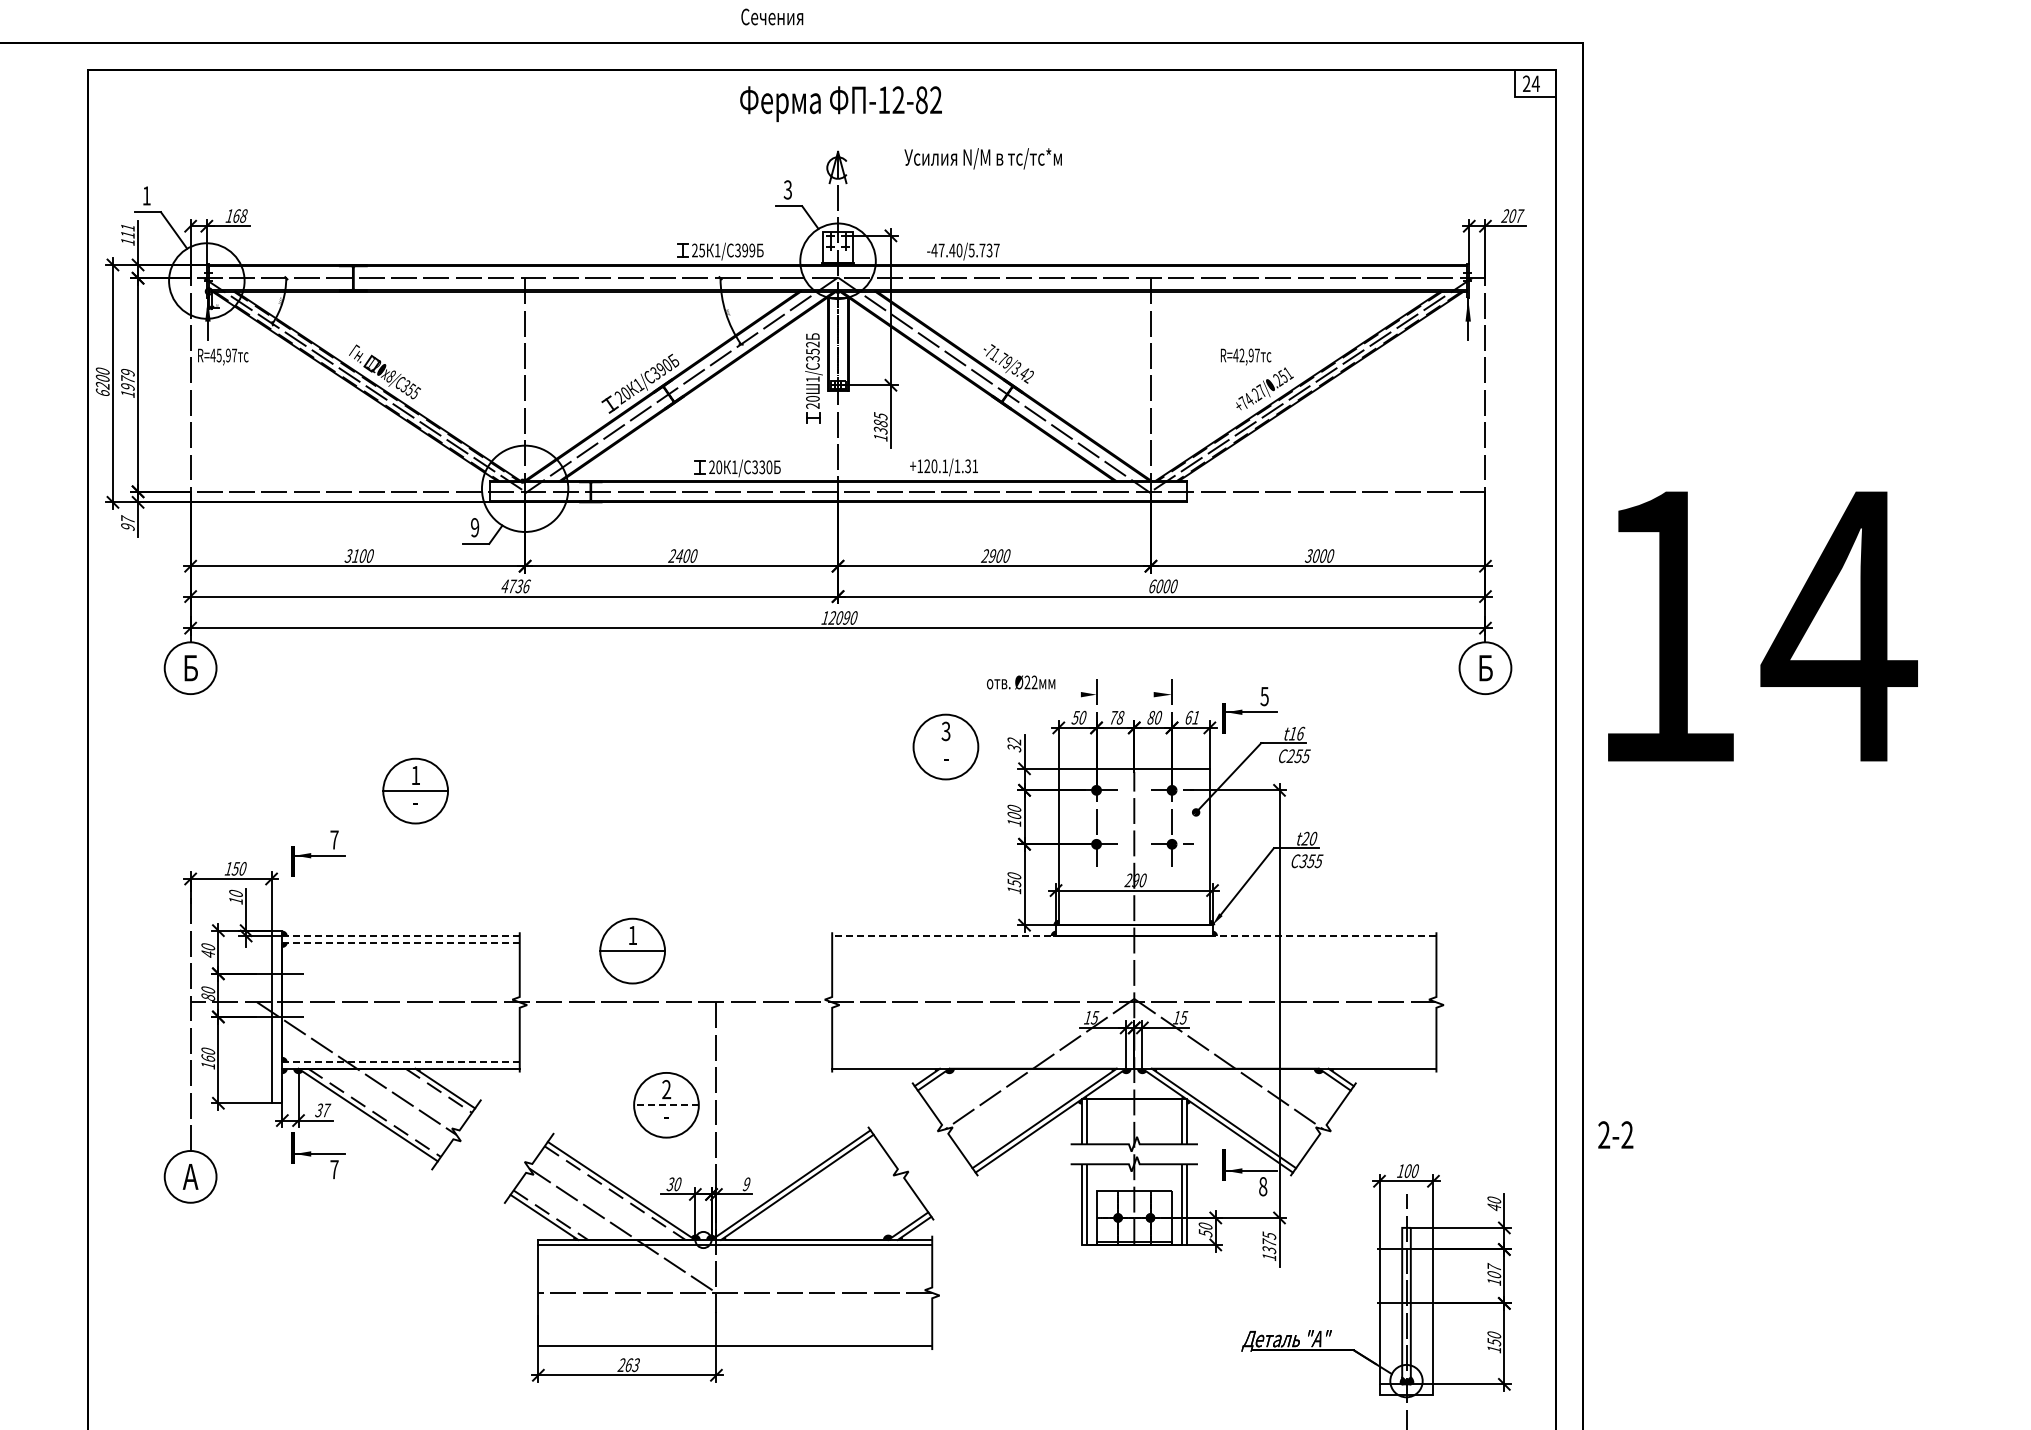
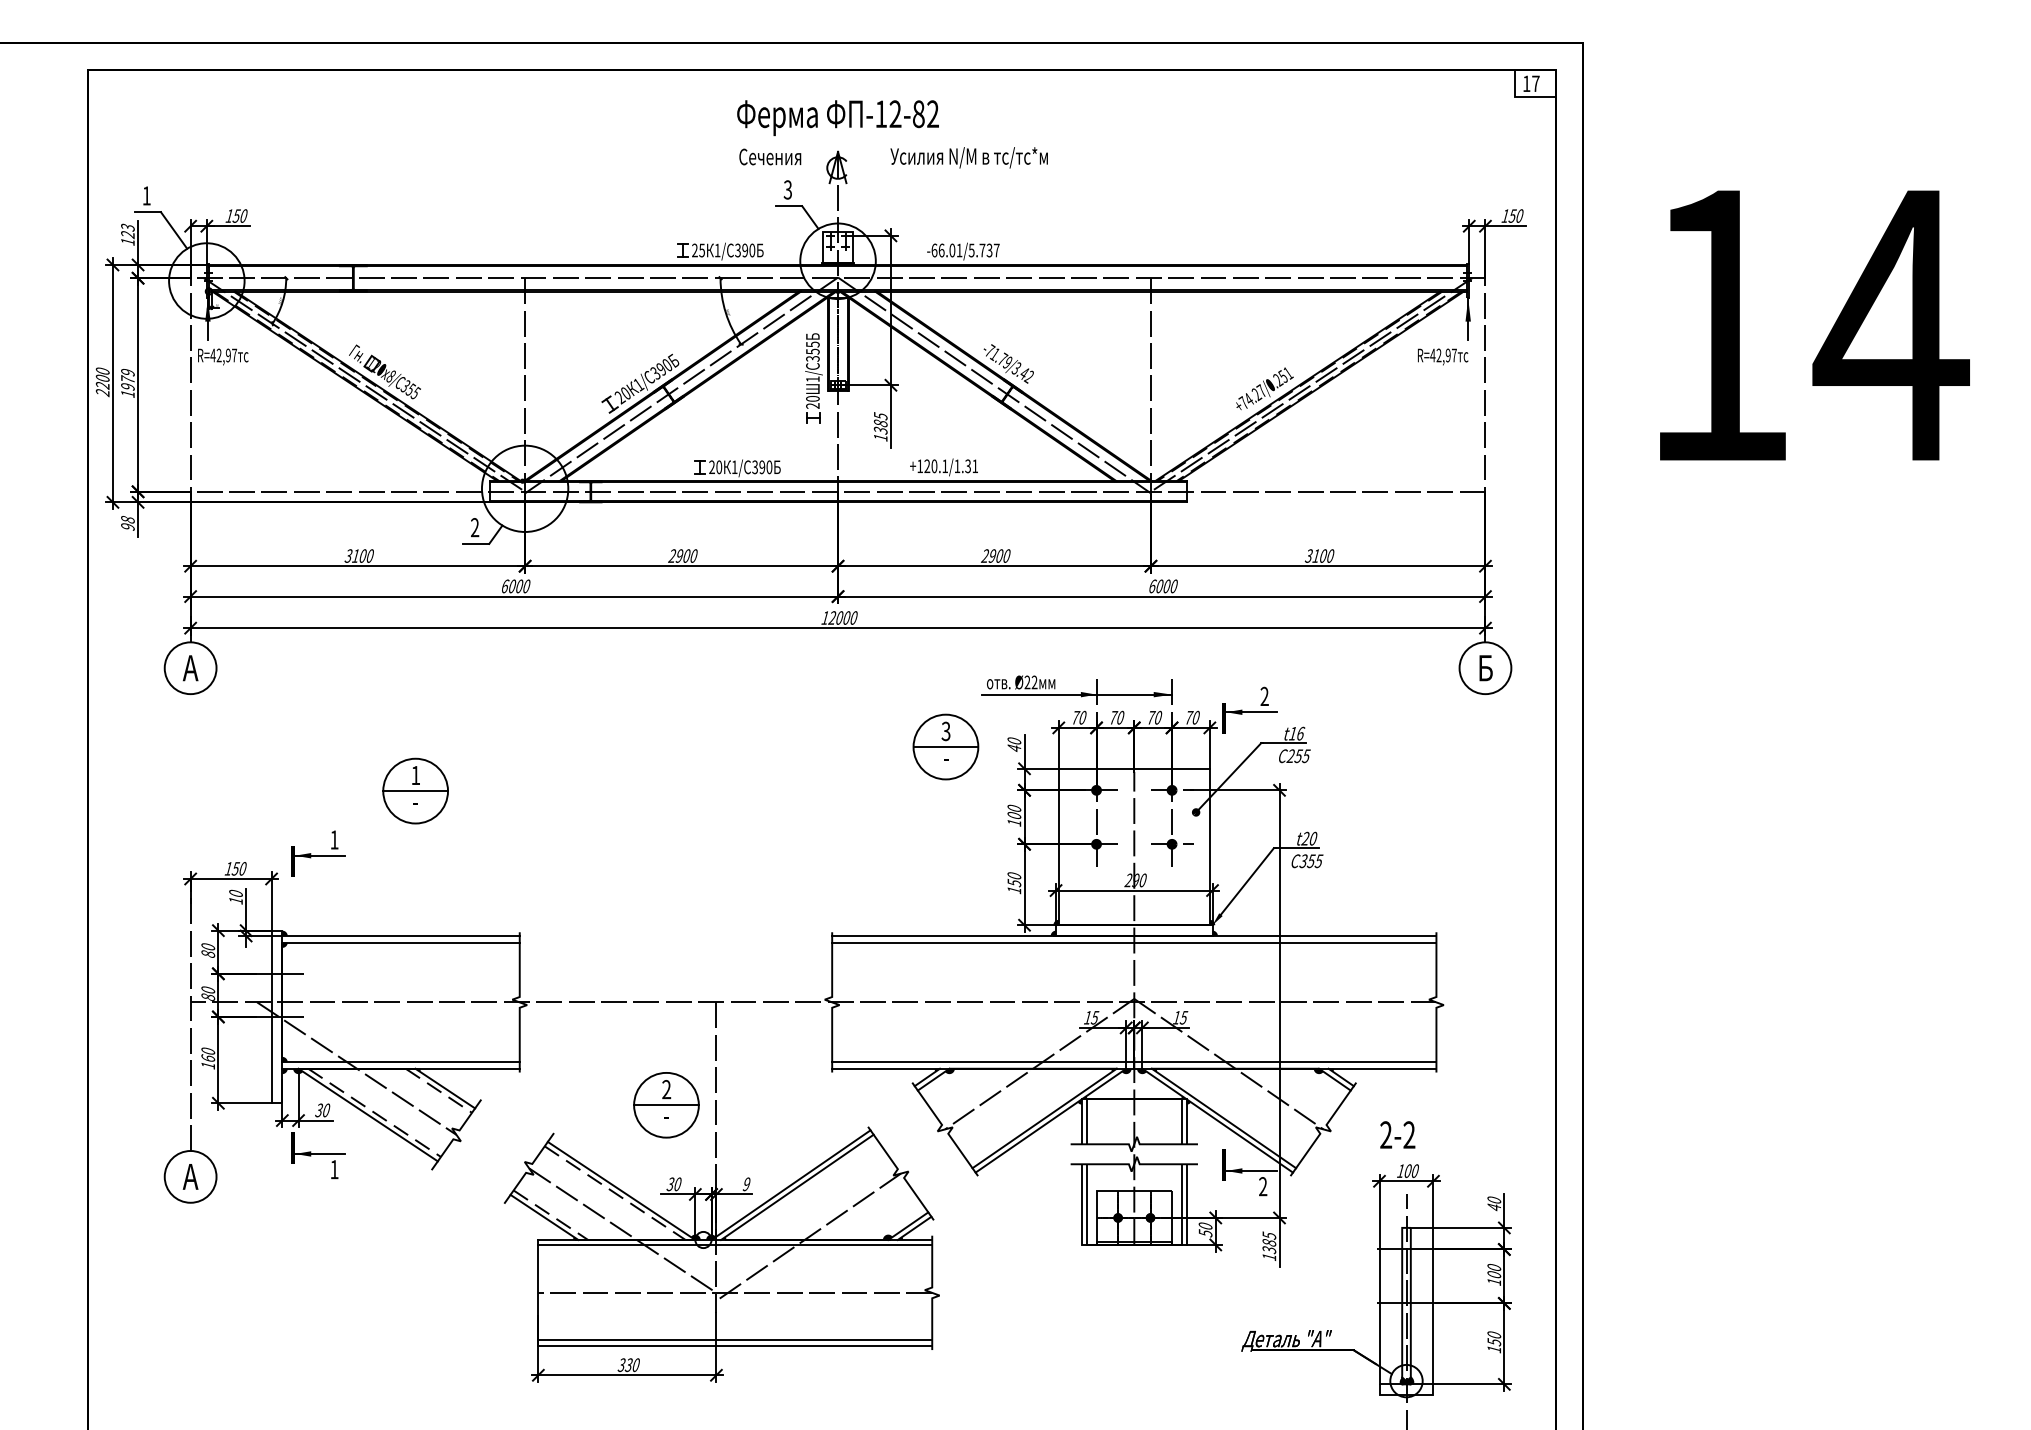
text position: (772, 16) -> (770, 156) (770, 156)
text: 24 -> 17 (1531, 83)
text position: (840, 104) -> (837, 118) (837, 118)
text position: (982, 158) -> (968, 157) (968, 157)
text: 168 -> 150 (239, 215)
text: 207 -> 150 (1512, 215)
text: 111 -> 123 (127, 231)
text: 399 -> 390 (752, 250)
text: -47.40/5.737 -> -66.01/5.737 (946, 250)
text: 352 -> 355 (812, 344)
text: R=45,97 -> R=42,97 (218, 355)
text position: (1246, 356) -> (1443, 356) (1443, 356)
text: 6200 -> 2200 (102, 392)
text: 330 -> 390 (762, 467)
text: 97 -> 98 (127, 519)
text: 9 -> 2 (475, 527)
text: 2400 -> 2900 (679, 555)
text: 3000 -> 3100 (1315, 555)
text: 4736 -> 6000 (515, 586)
text: 12090 -> 12000 (846, 617)
text position: (1762, 626) -> (1814, 325) (1814, 325)
text: Б -> А (190, 668)
line: none -> present (1076, 694)
text: 5 -> 2 (1264, 696)
text: 50 -> 70 (1075, 717)
text: 80 -> 70 (1151, 717)
text: 61 -> 70 (1192, 717)
text: 78 -> 70 (1120, 718)
text: 32 -> 40 (1014, 744)
line: none -> present (945, 747)
text: 7 -> 1 (334, 839)
line: dashed -> solid (401, 936)
line: dashed -> solid (1133, 936)
line: dashed -> solid (401, 942)
line: none -> present (1134, 942)
part: present -> none (632, 950)
text: 40 -> 80 (208, 953)
line: dashed -> solid (401, 1062)
line: none -> present (1134, 1062)
line: dashed -> solid (665, 1105)
text: 37 -> 30 (327, 1110)
text position: (1615, 1134) -> (1397, 1134) (1397, 1134)
text: 7 -> 1 (334, 1169)
text: 8 -> 2 (1263, 1186)
line: none -> present (808, 1236)
text: 1375 -> 1385 (1269, 1242)
text: 107 -> 100 (1494, 1267)
line: none -> present (735, 1340)
text: 263 -> 330 (628, 1365)
